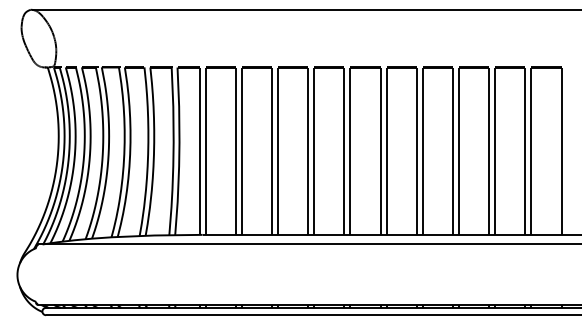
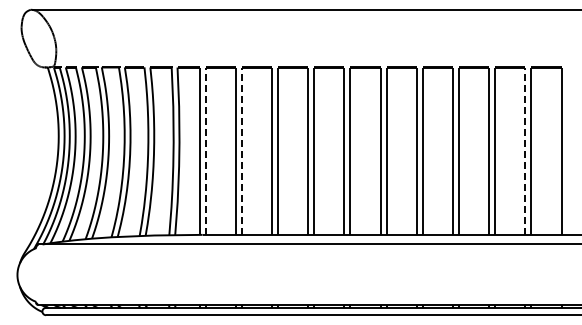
line: solid -> dashed (205, 151)
line: solid -> dashed (241, 151)
line: solid -> dashed (525, 151)
